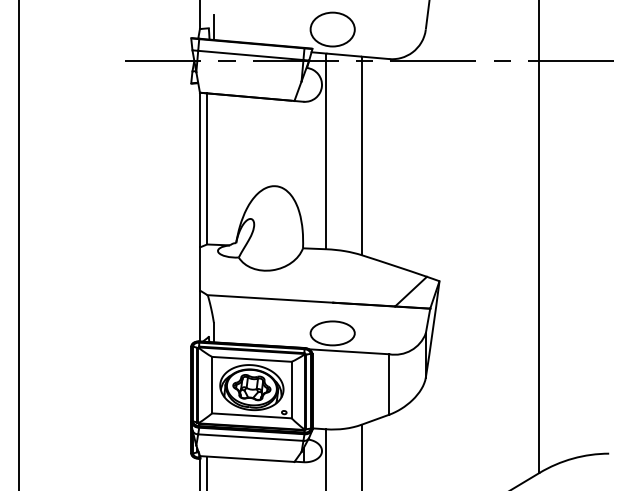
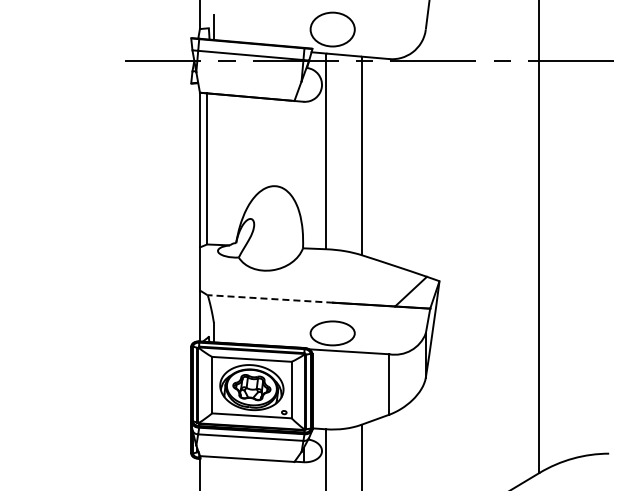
line: present -> none (18, 244)
line: solid -> dashed (269, 298)
line: present -> none (207, 471)
